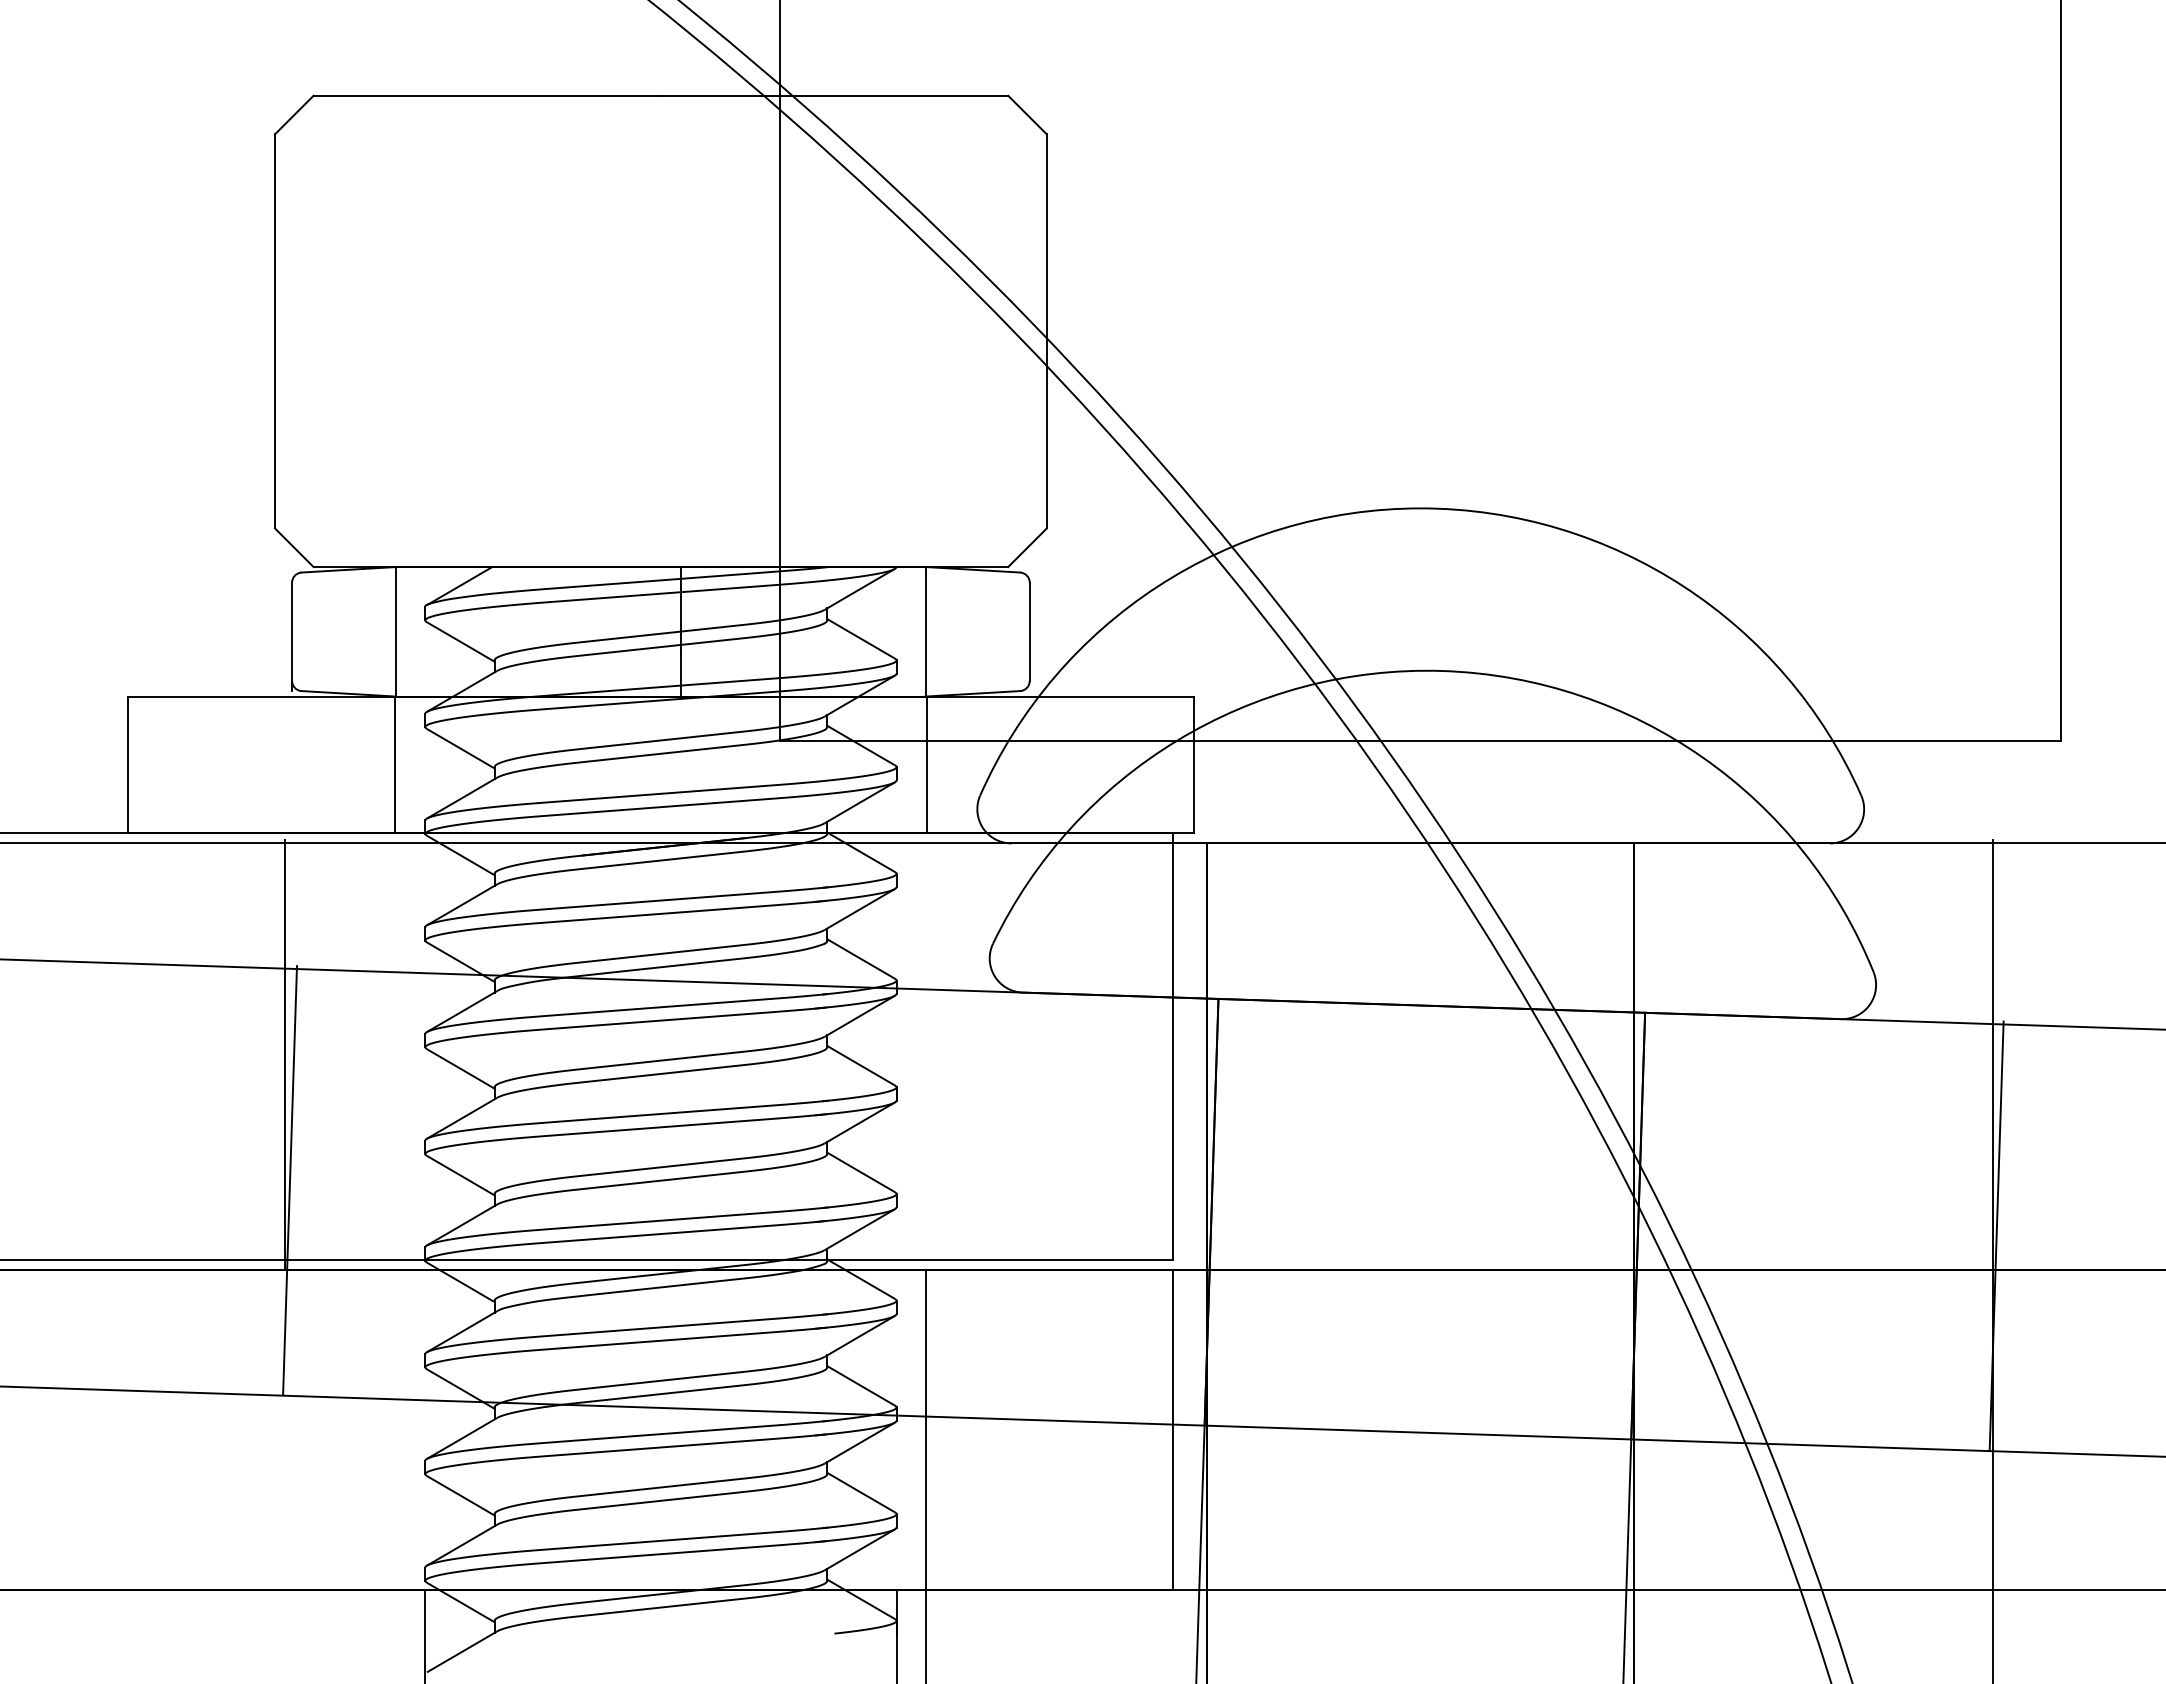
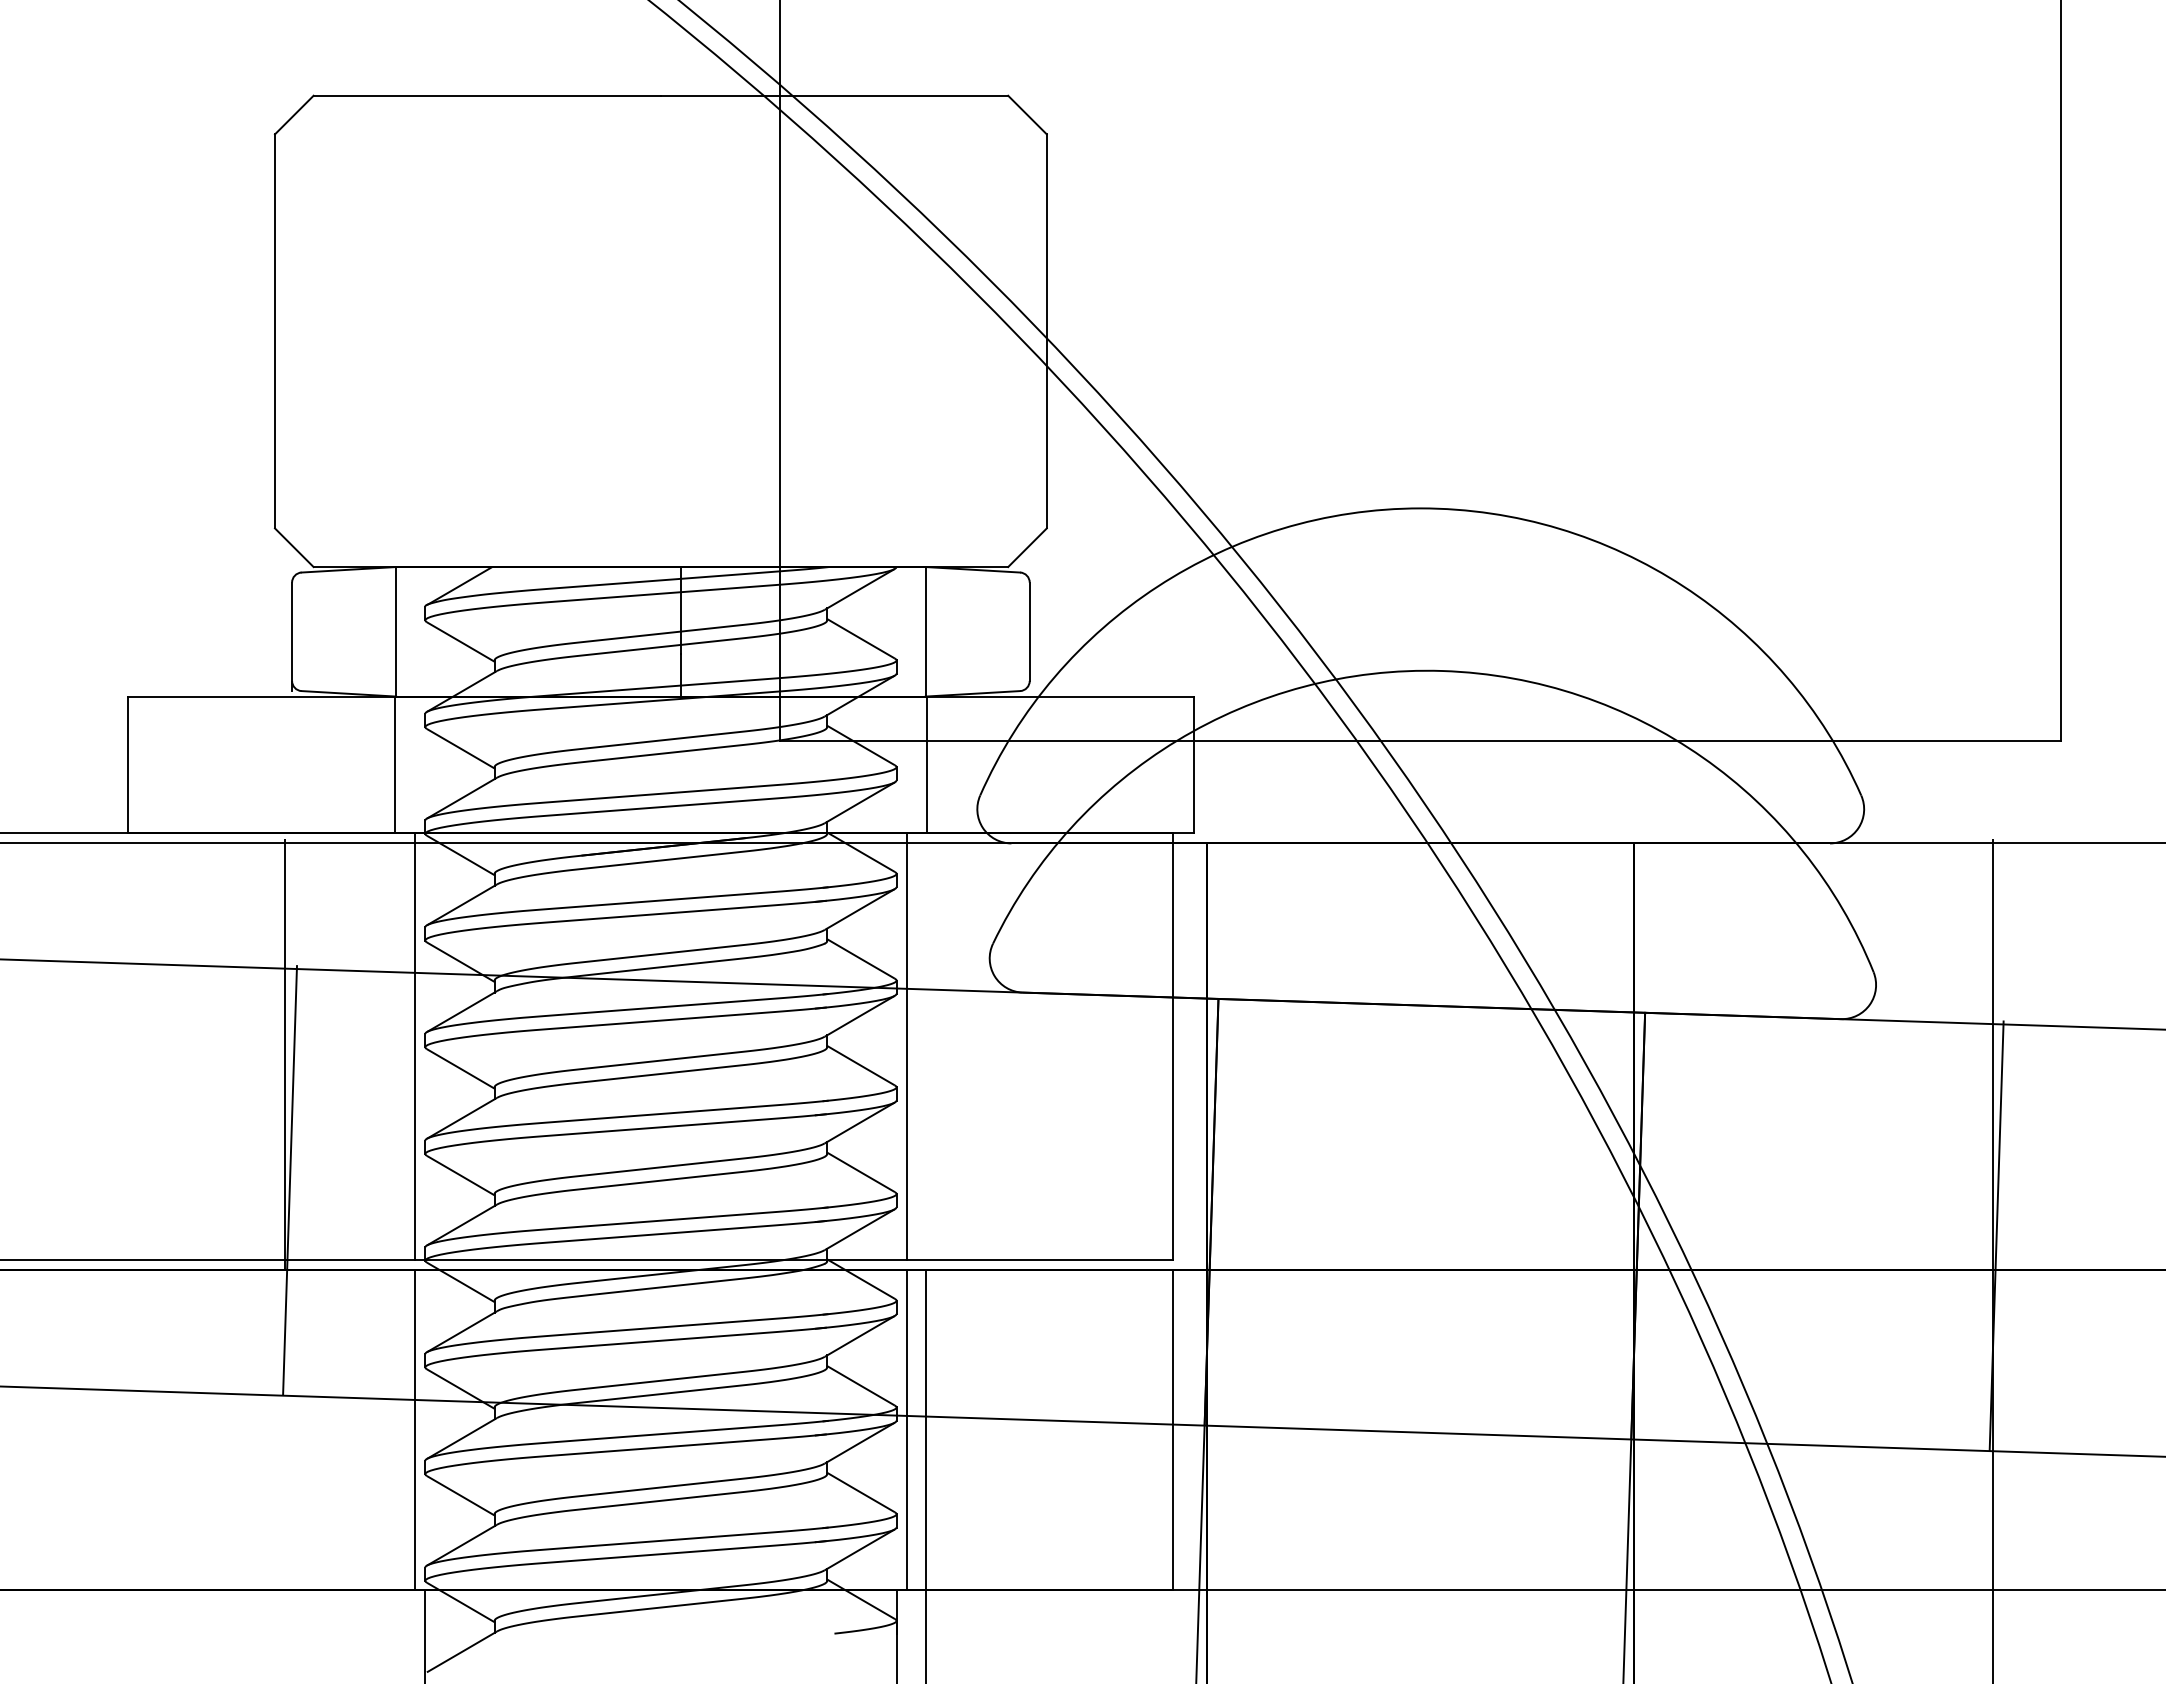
line: none -> present (415, 1046)
line: none -> present (906, 1046)
line: none -> present (415, 1430)
line: none -> present (906, 1430)
